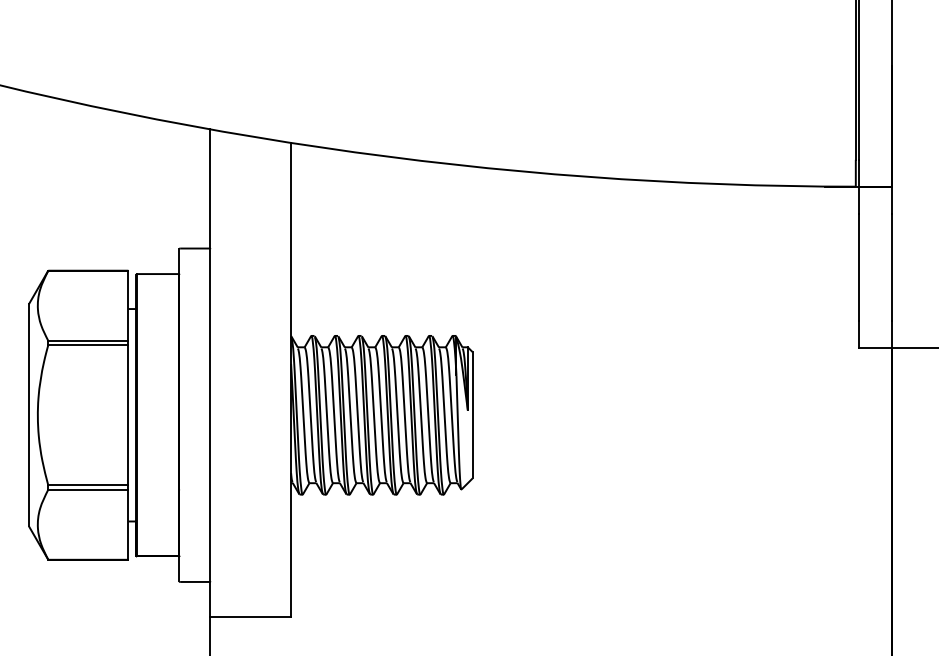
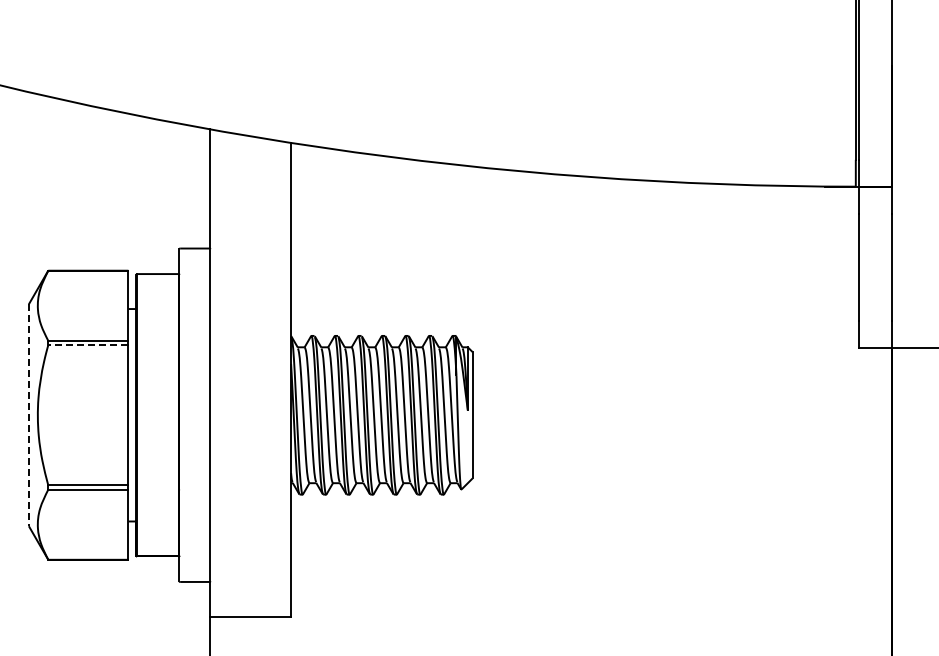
line: solid -> dashed (87, 345)
line: solid -> dashed (28, 415)
